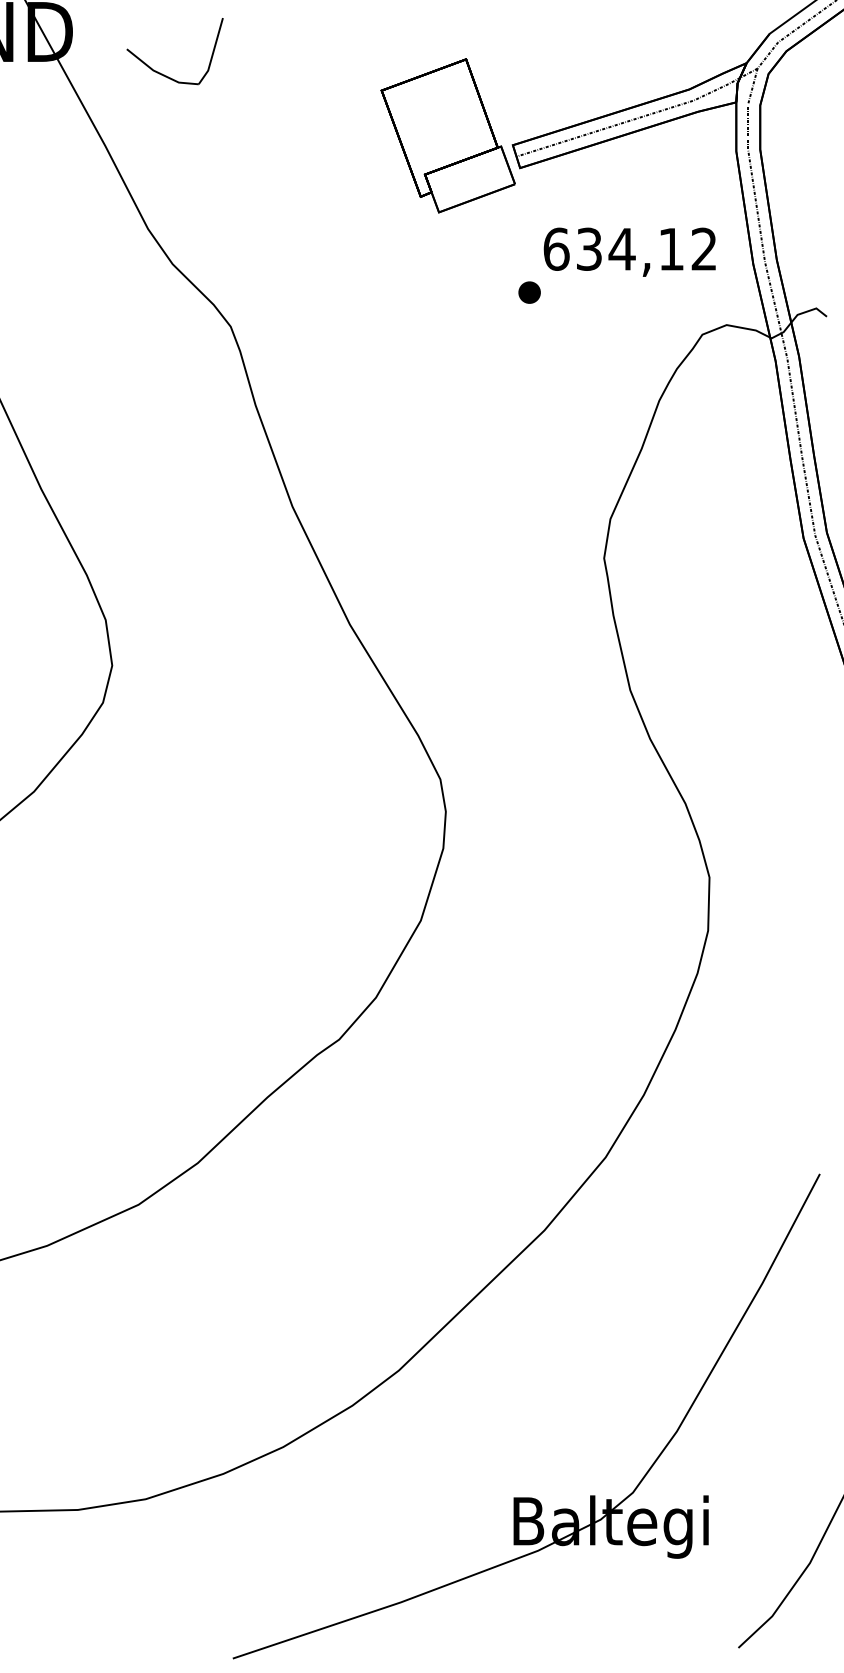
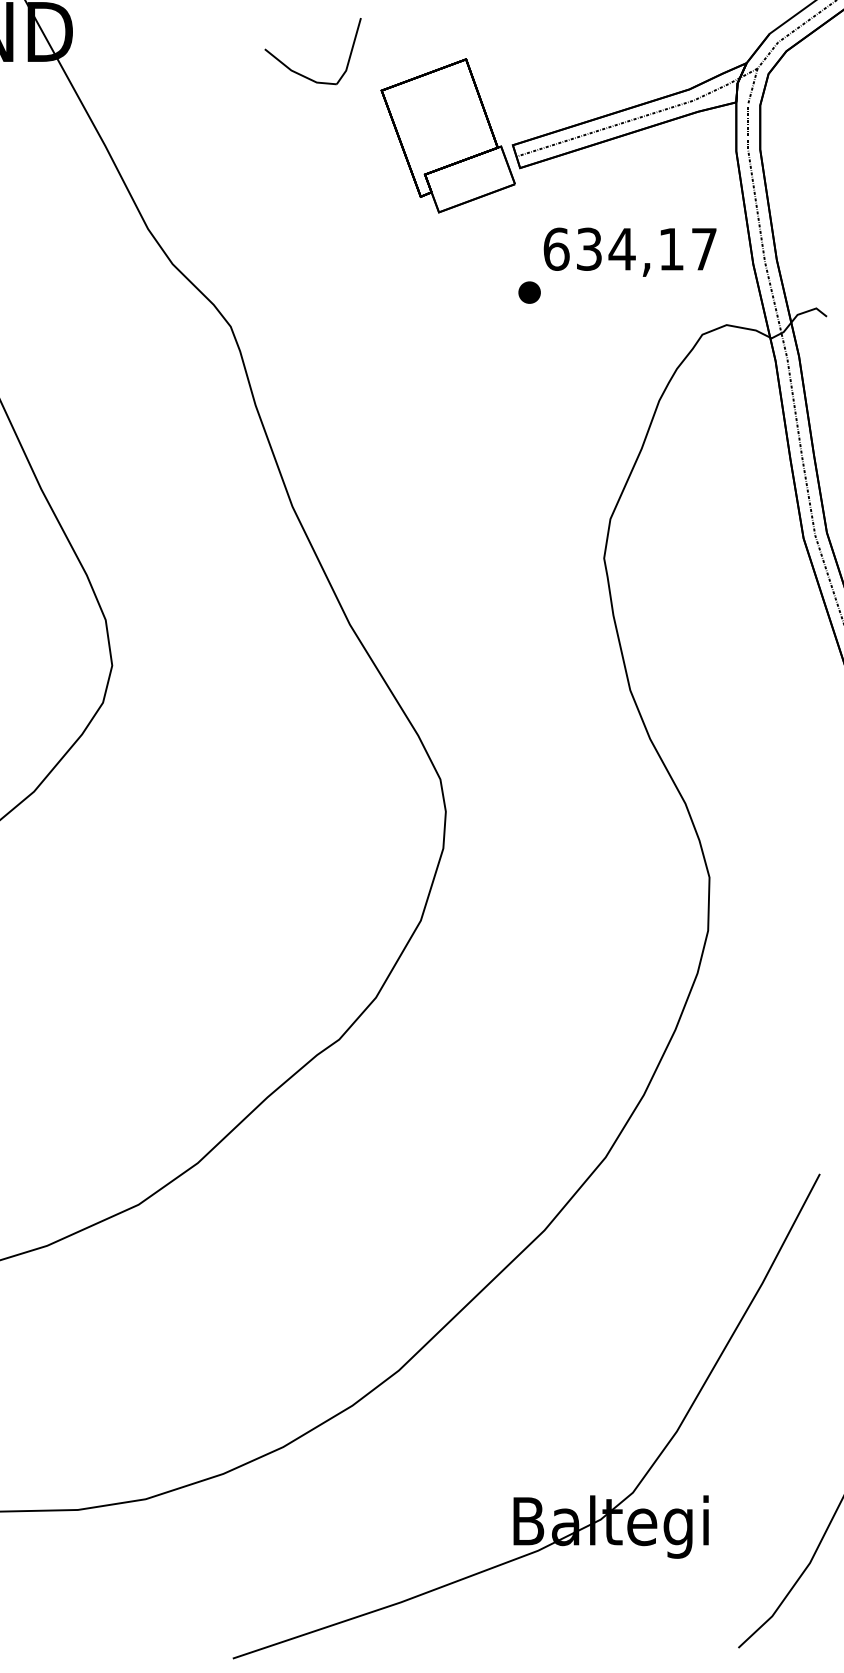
part position: (162, 73) -> (300, 73) (300, 73)
text: 634,12 -> 634,17 (703, 248)
